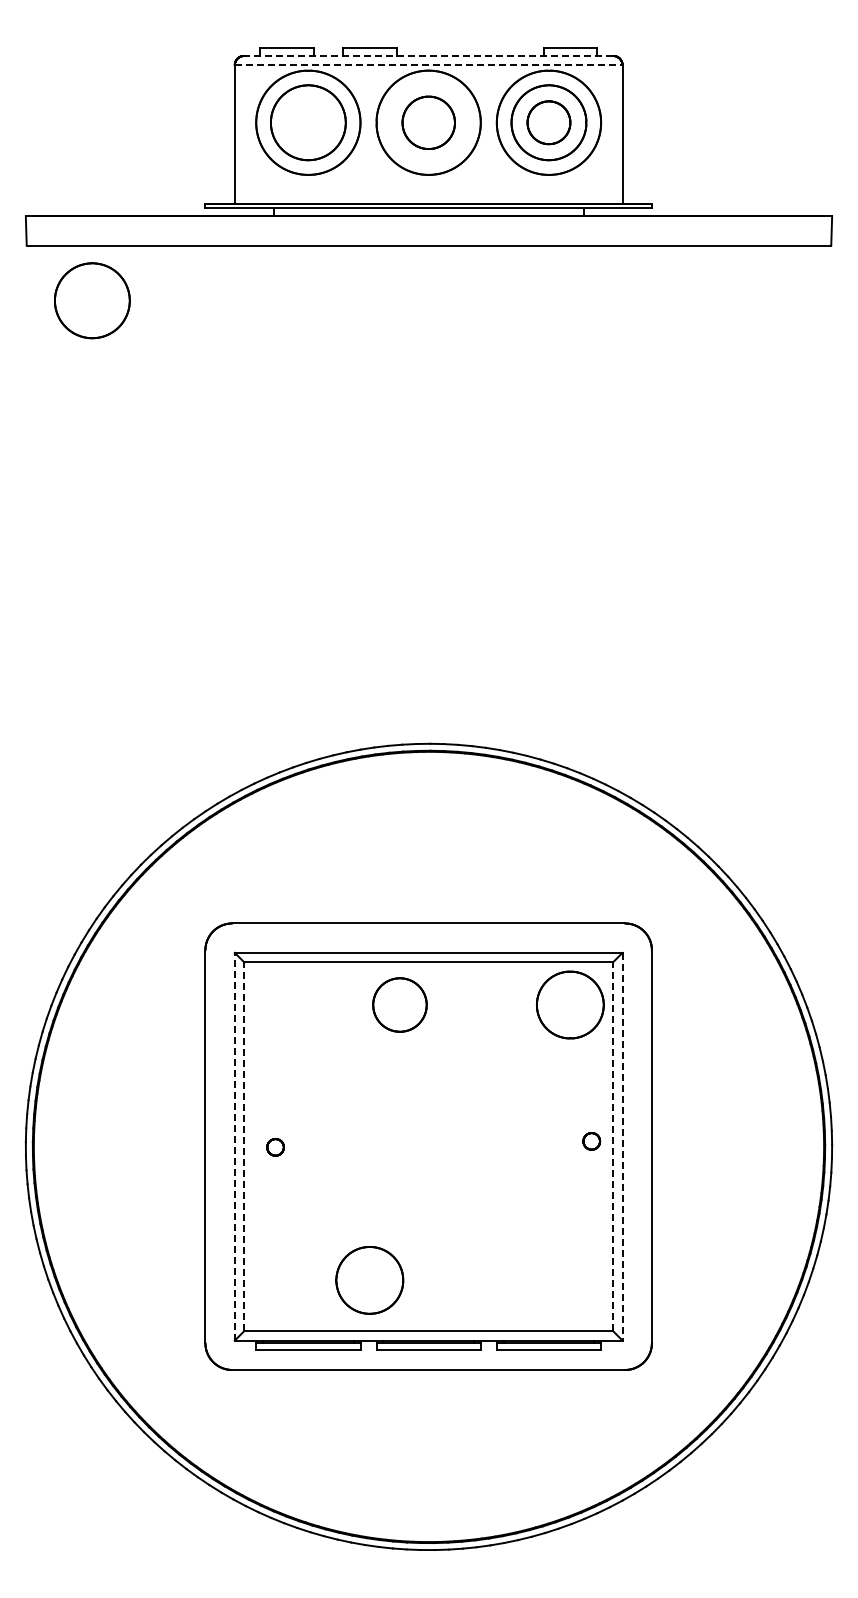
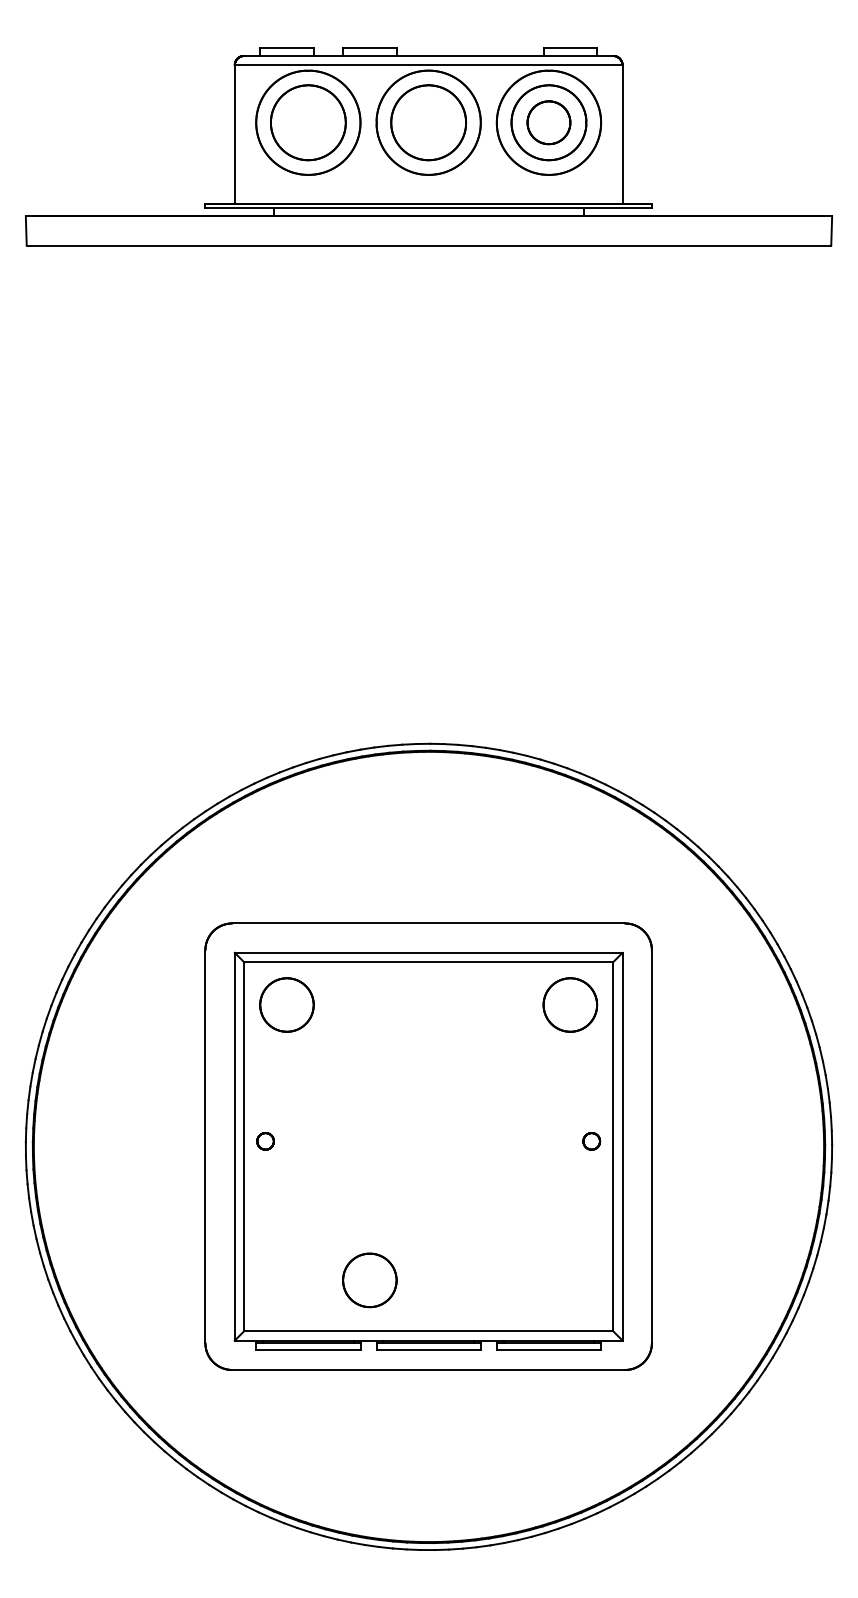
line: dashed -> solid (428, 55)
line: dashed -> solid (428, 65)
part size: 55x55 px -> 78x78 px (428, 122)
part: present -> none (92, 300)
part position: (399, 1004) -> (286, 1004) (286, 1004)
part size: 69x70 px -> 57x56 px (570, 1004)
line: dashed -> solid (234, 1146)
line: dashed -> solid (244, 1146)
line: dashed -> solid (613, 1146)
line: dashed -> solid (622, 1146)
part position: (275, 1147) -> (265, 1141) (265, 1141)
part size: 70x69 px -> 56x57 px (369, 1280)
